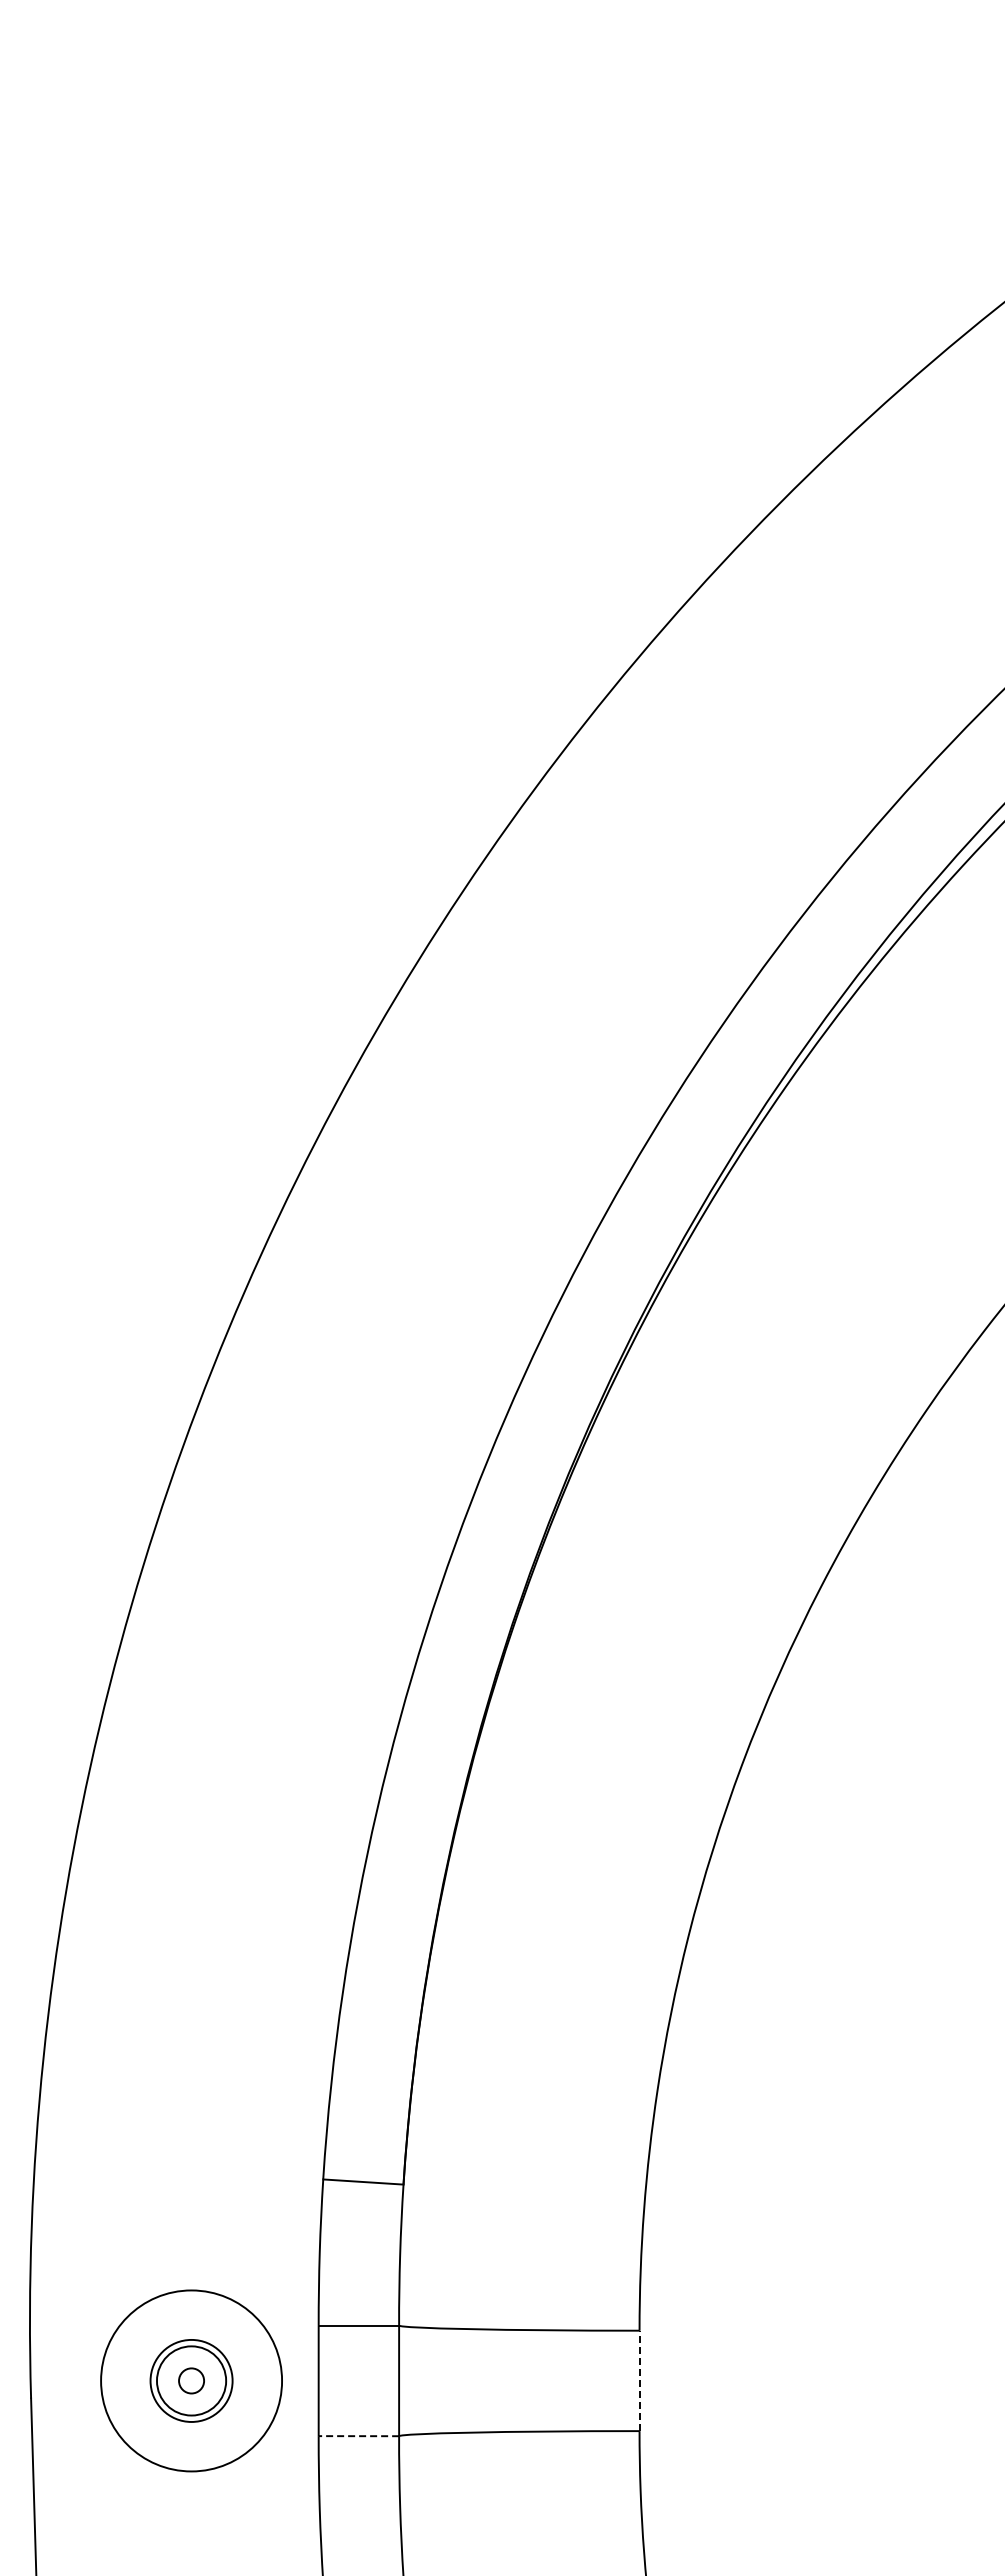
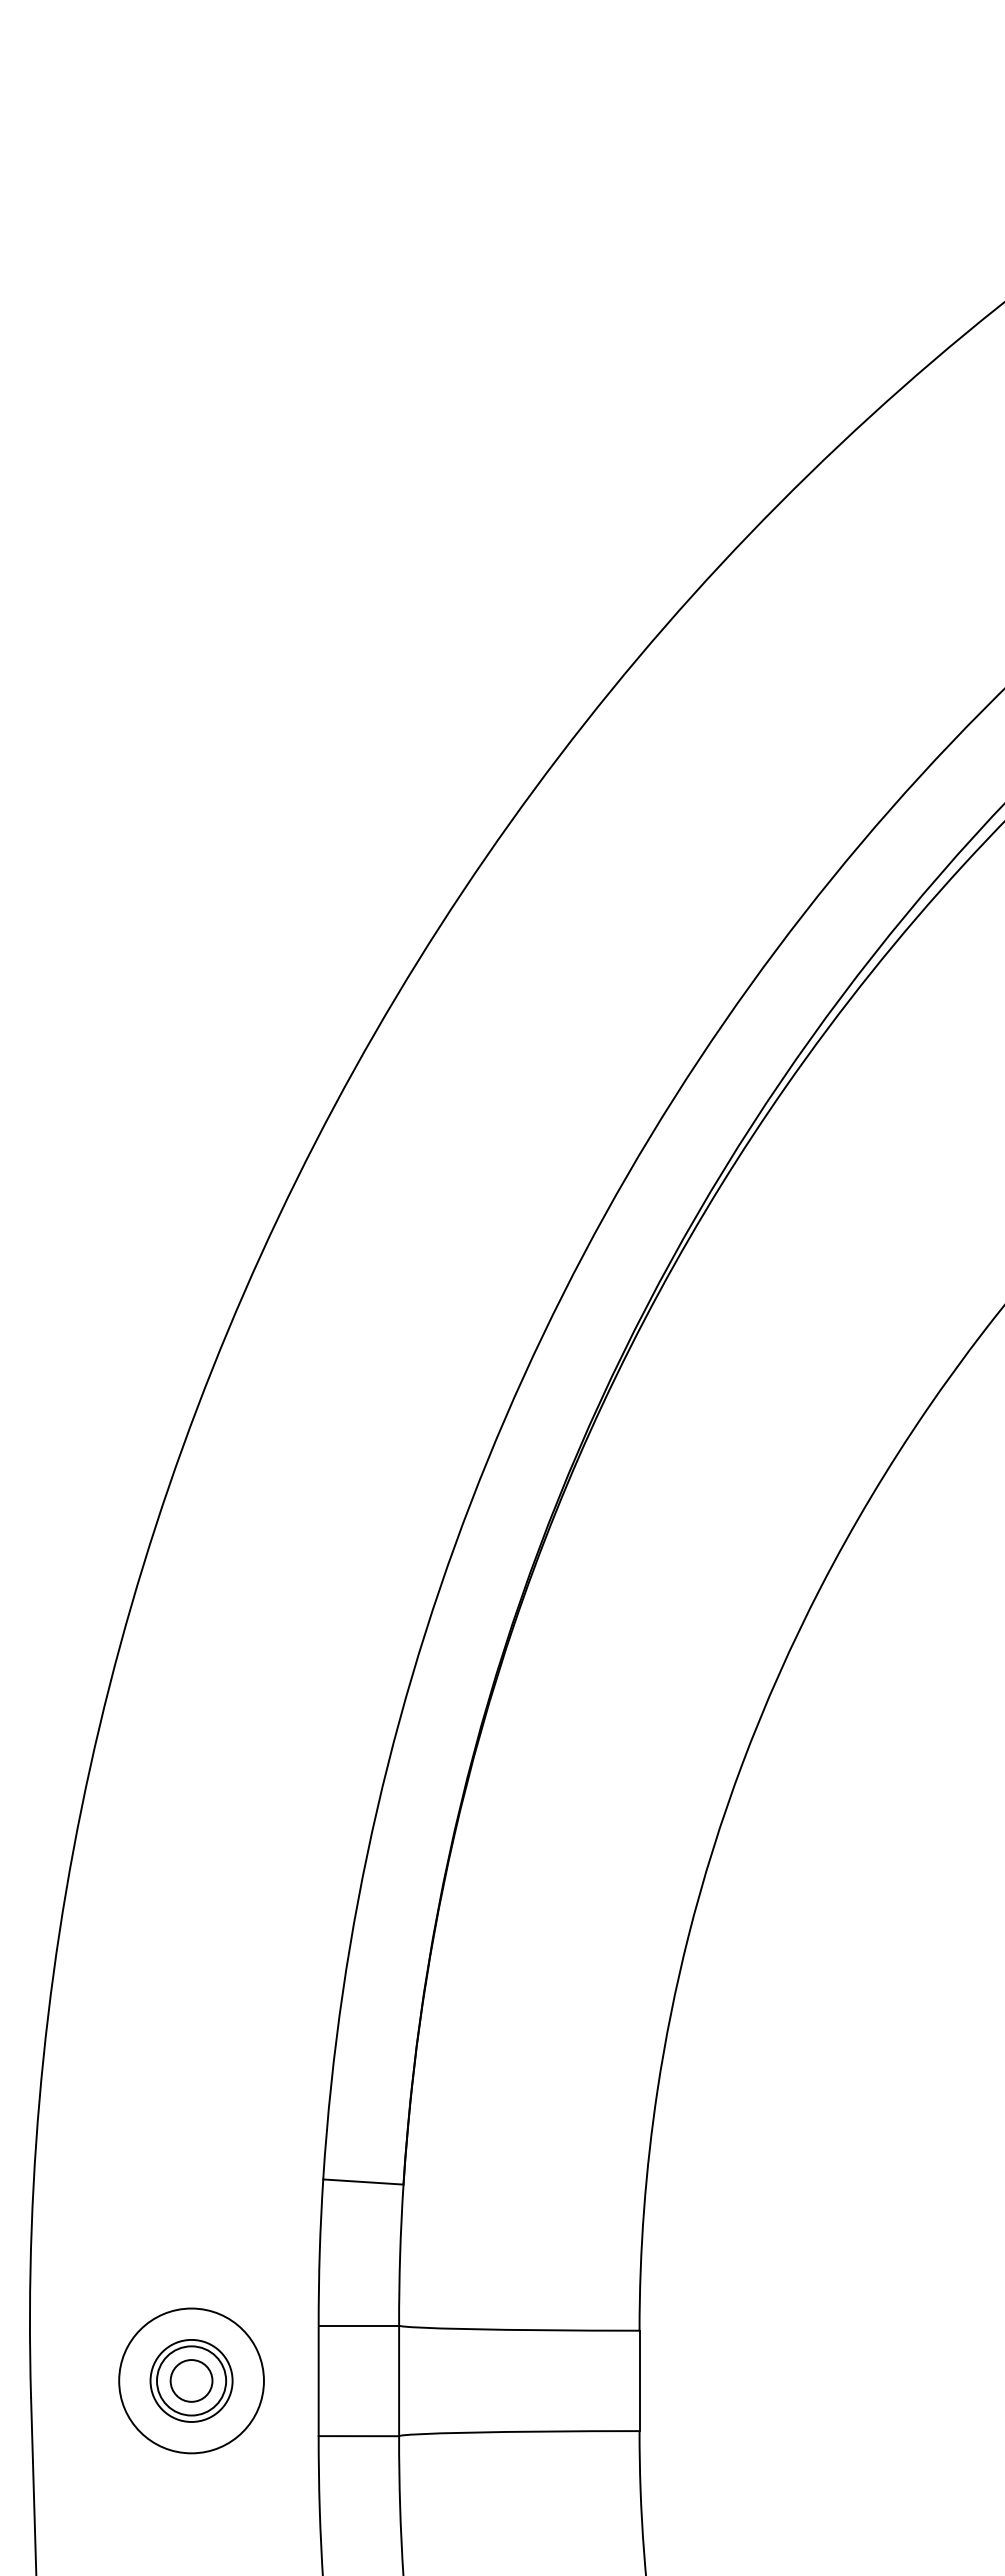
circle diameter: 181 px -> 145 px (191, 2380)
circle diameter: 25 px -> 42 px (191, 2380)
line: dashed -> solid (639, 2380)
line: dashed -> solid (358, 2436)
